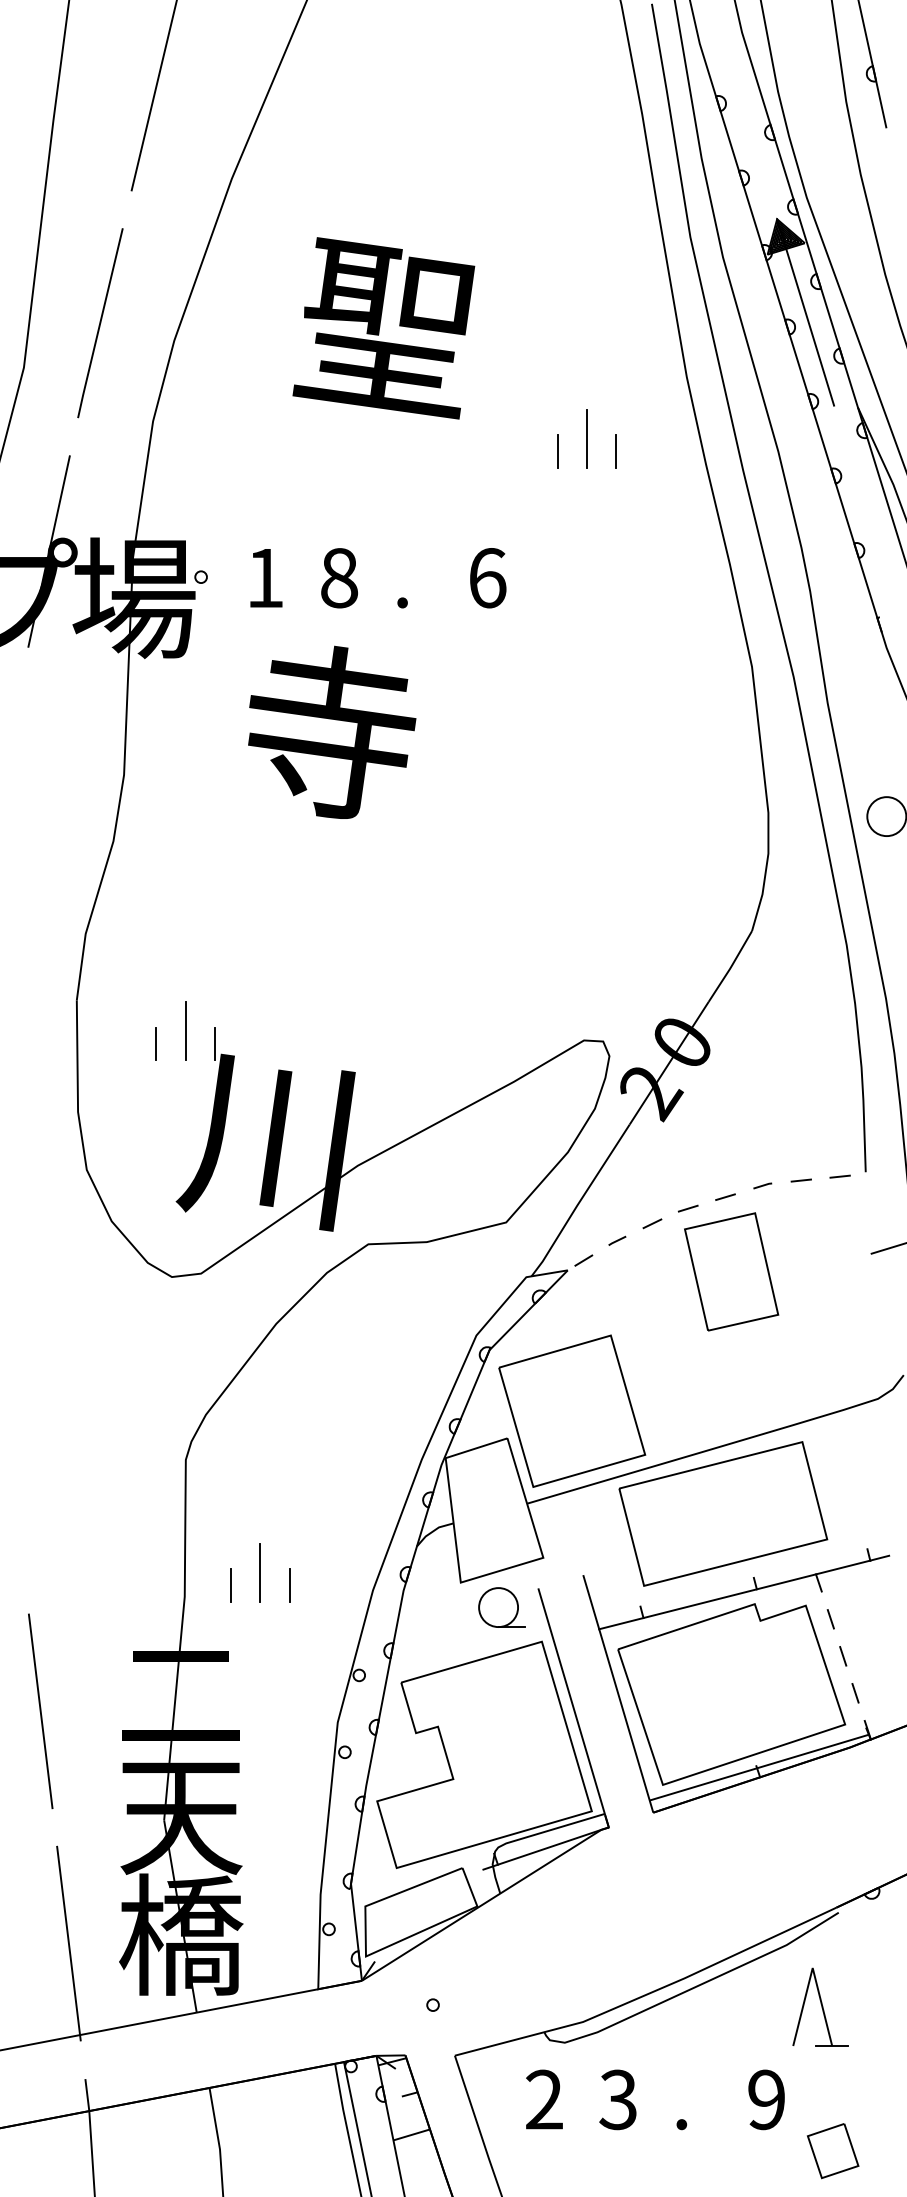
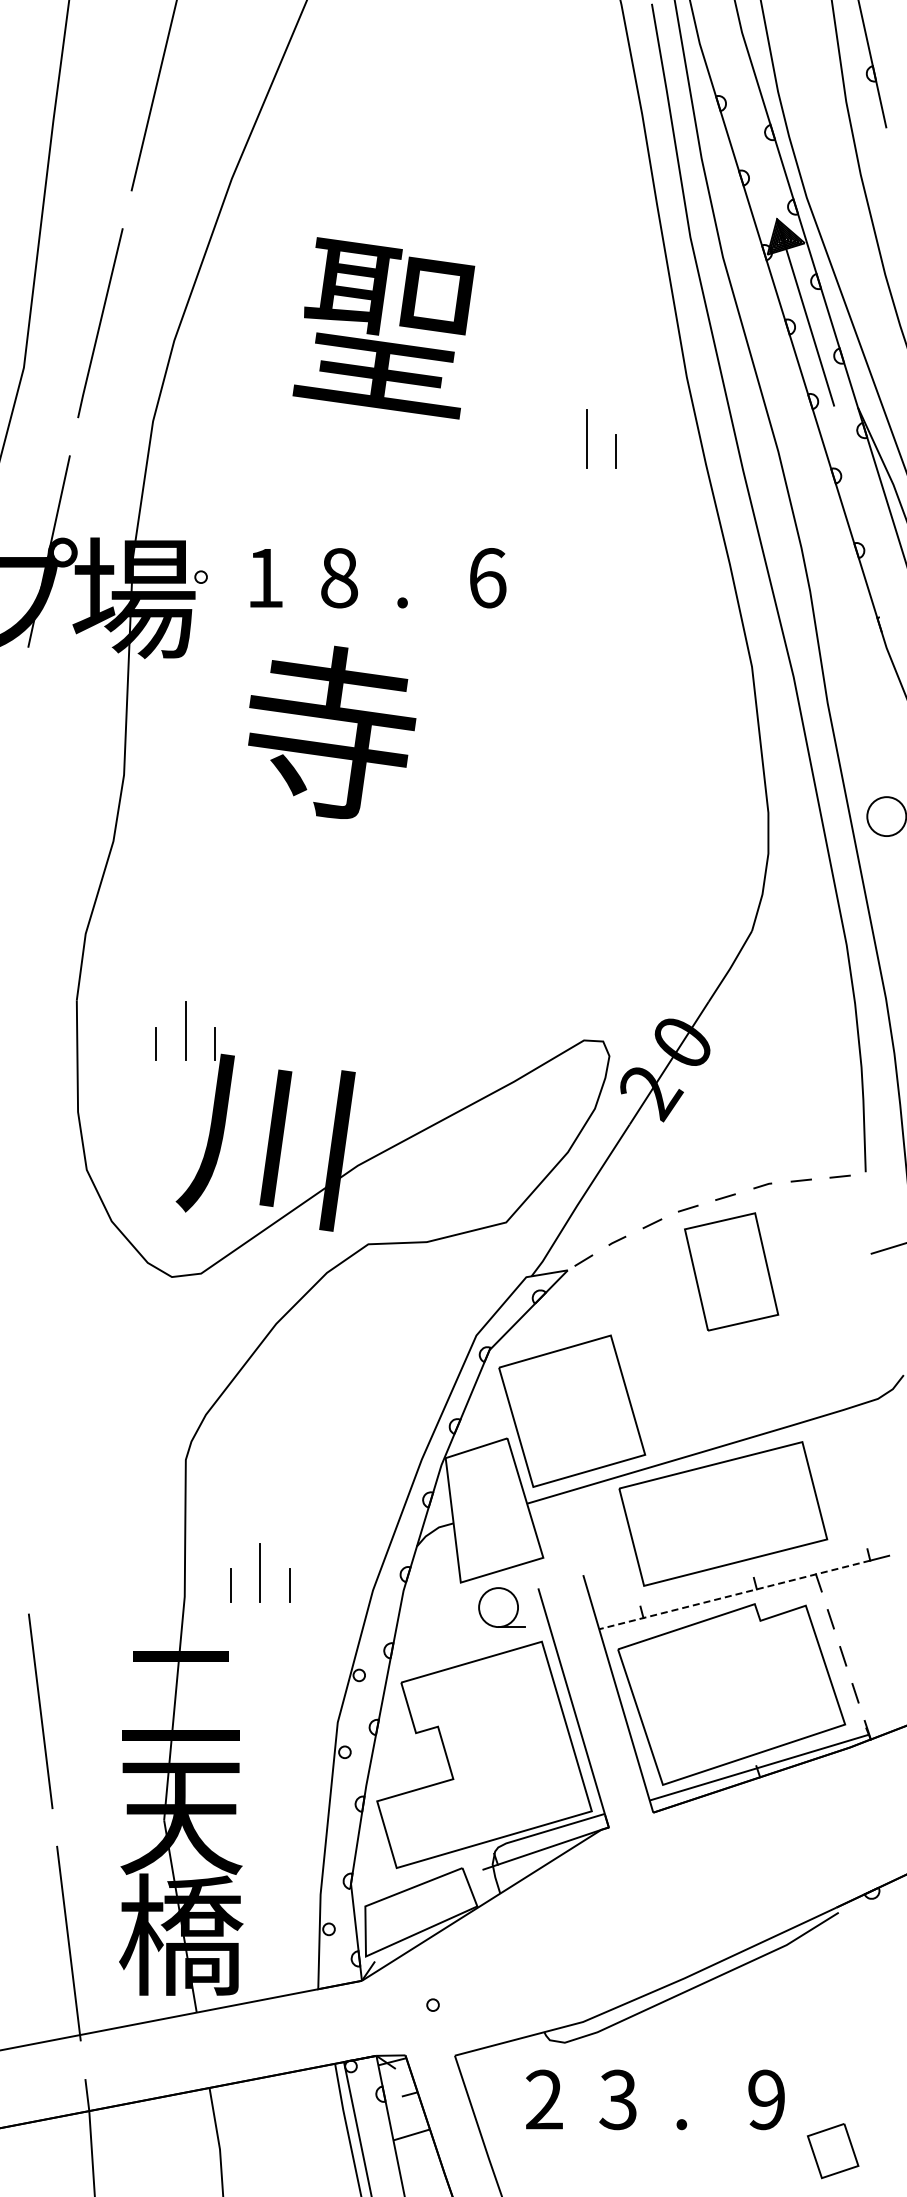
line: present -> none (557, 451)
line: solid -> dashed (734, 1594)
part: present -> none (820, 2006)
